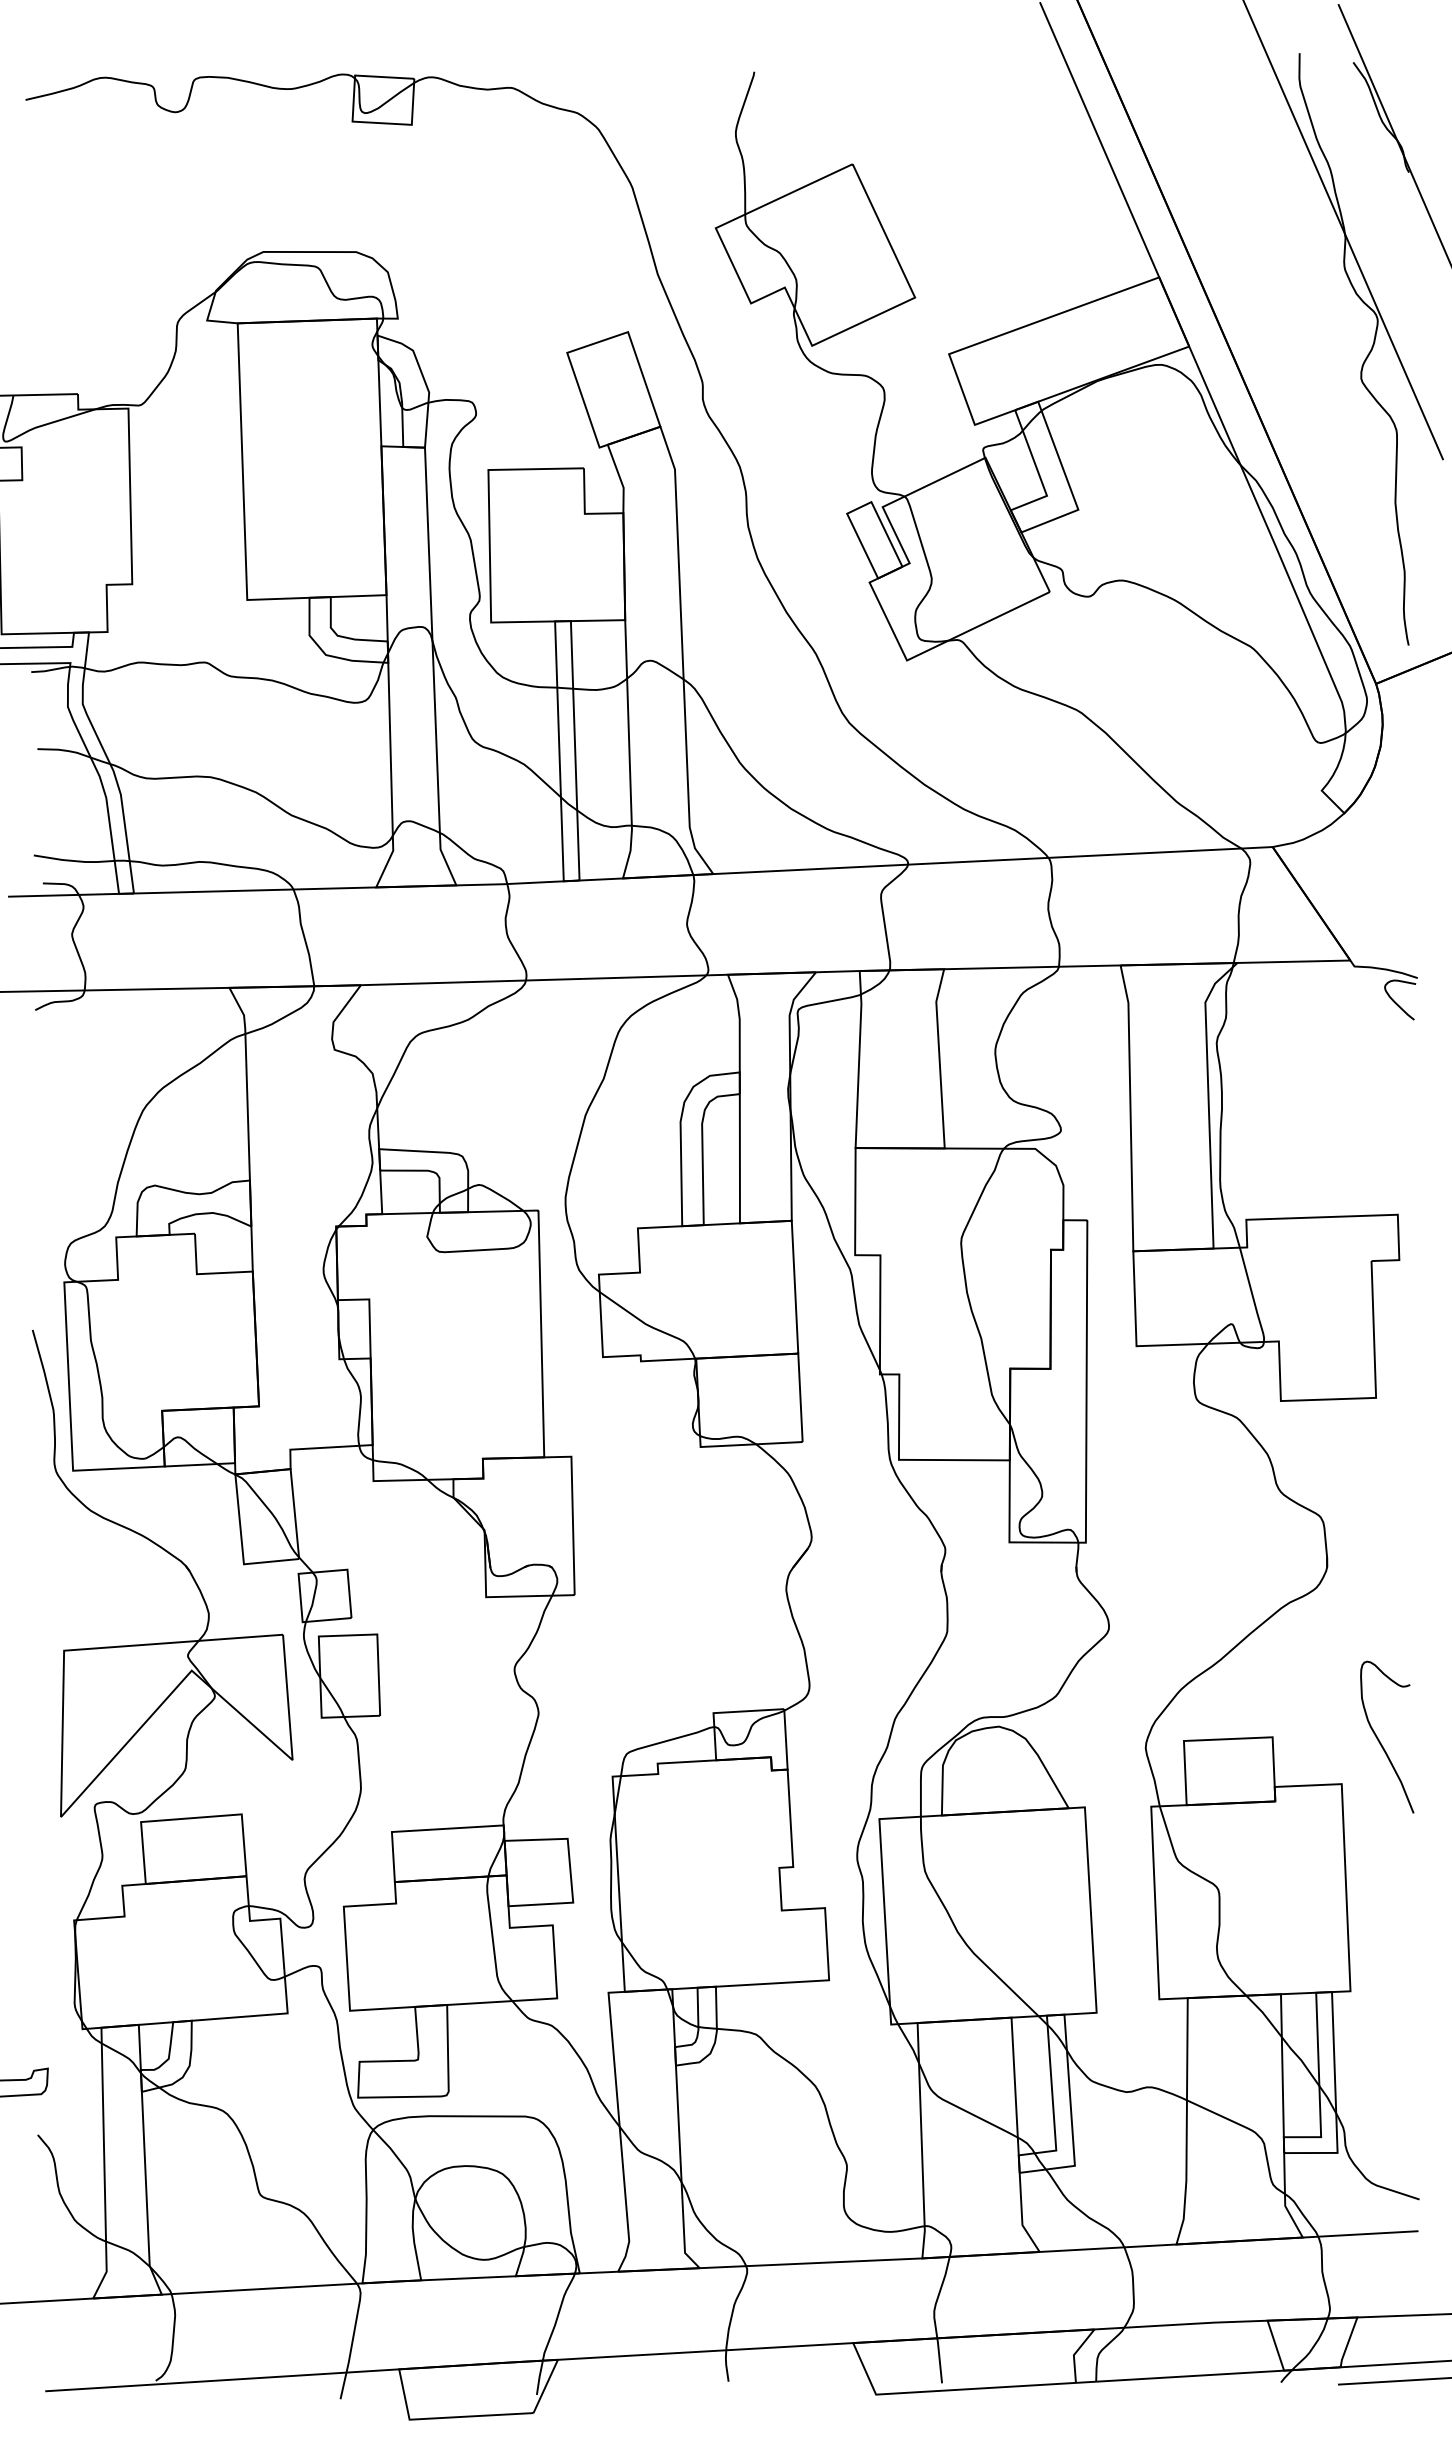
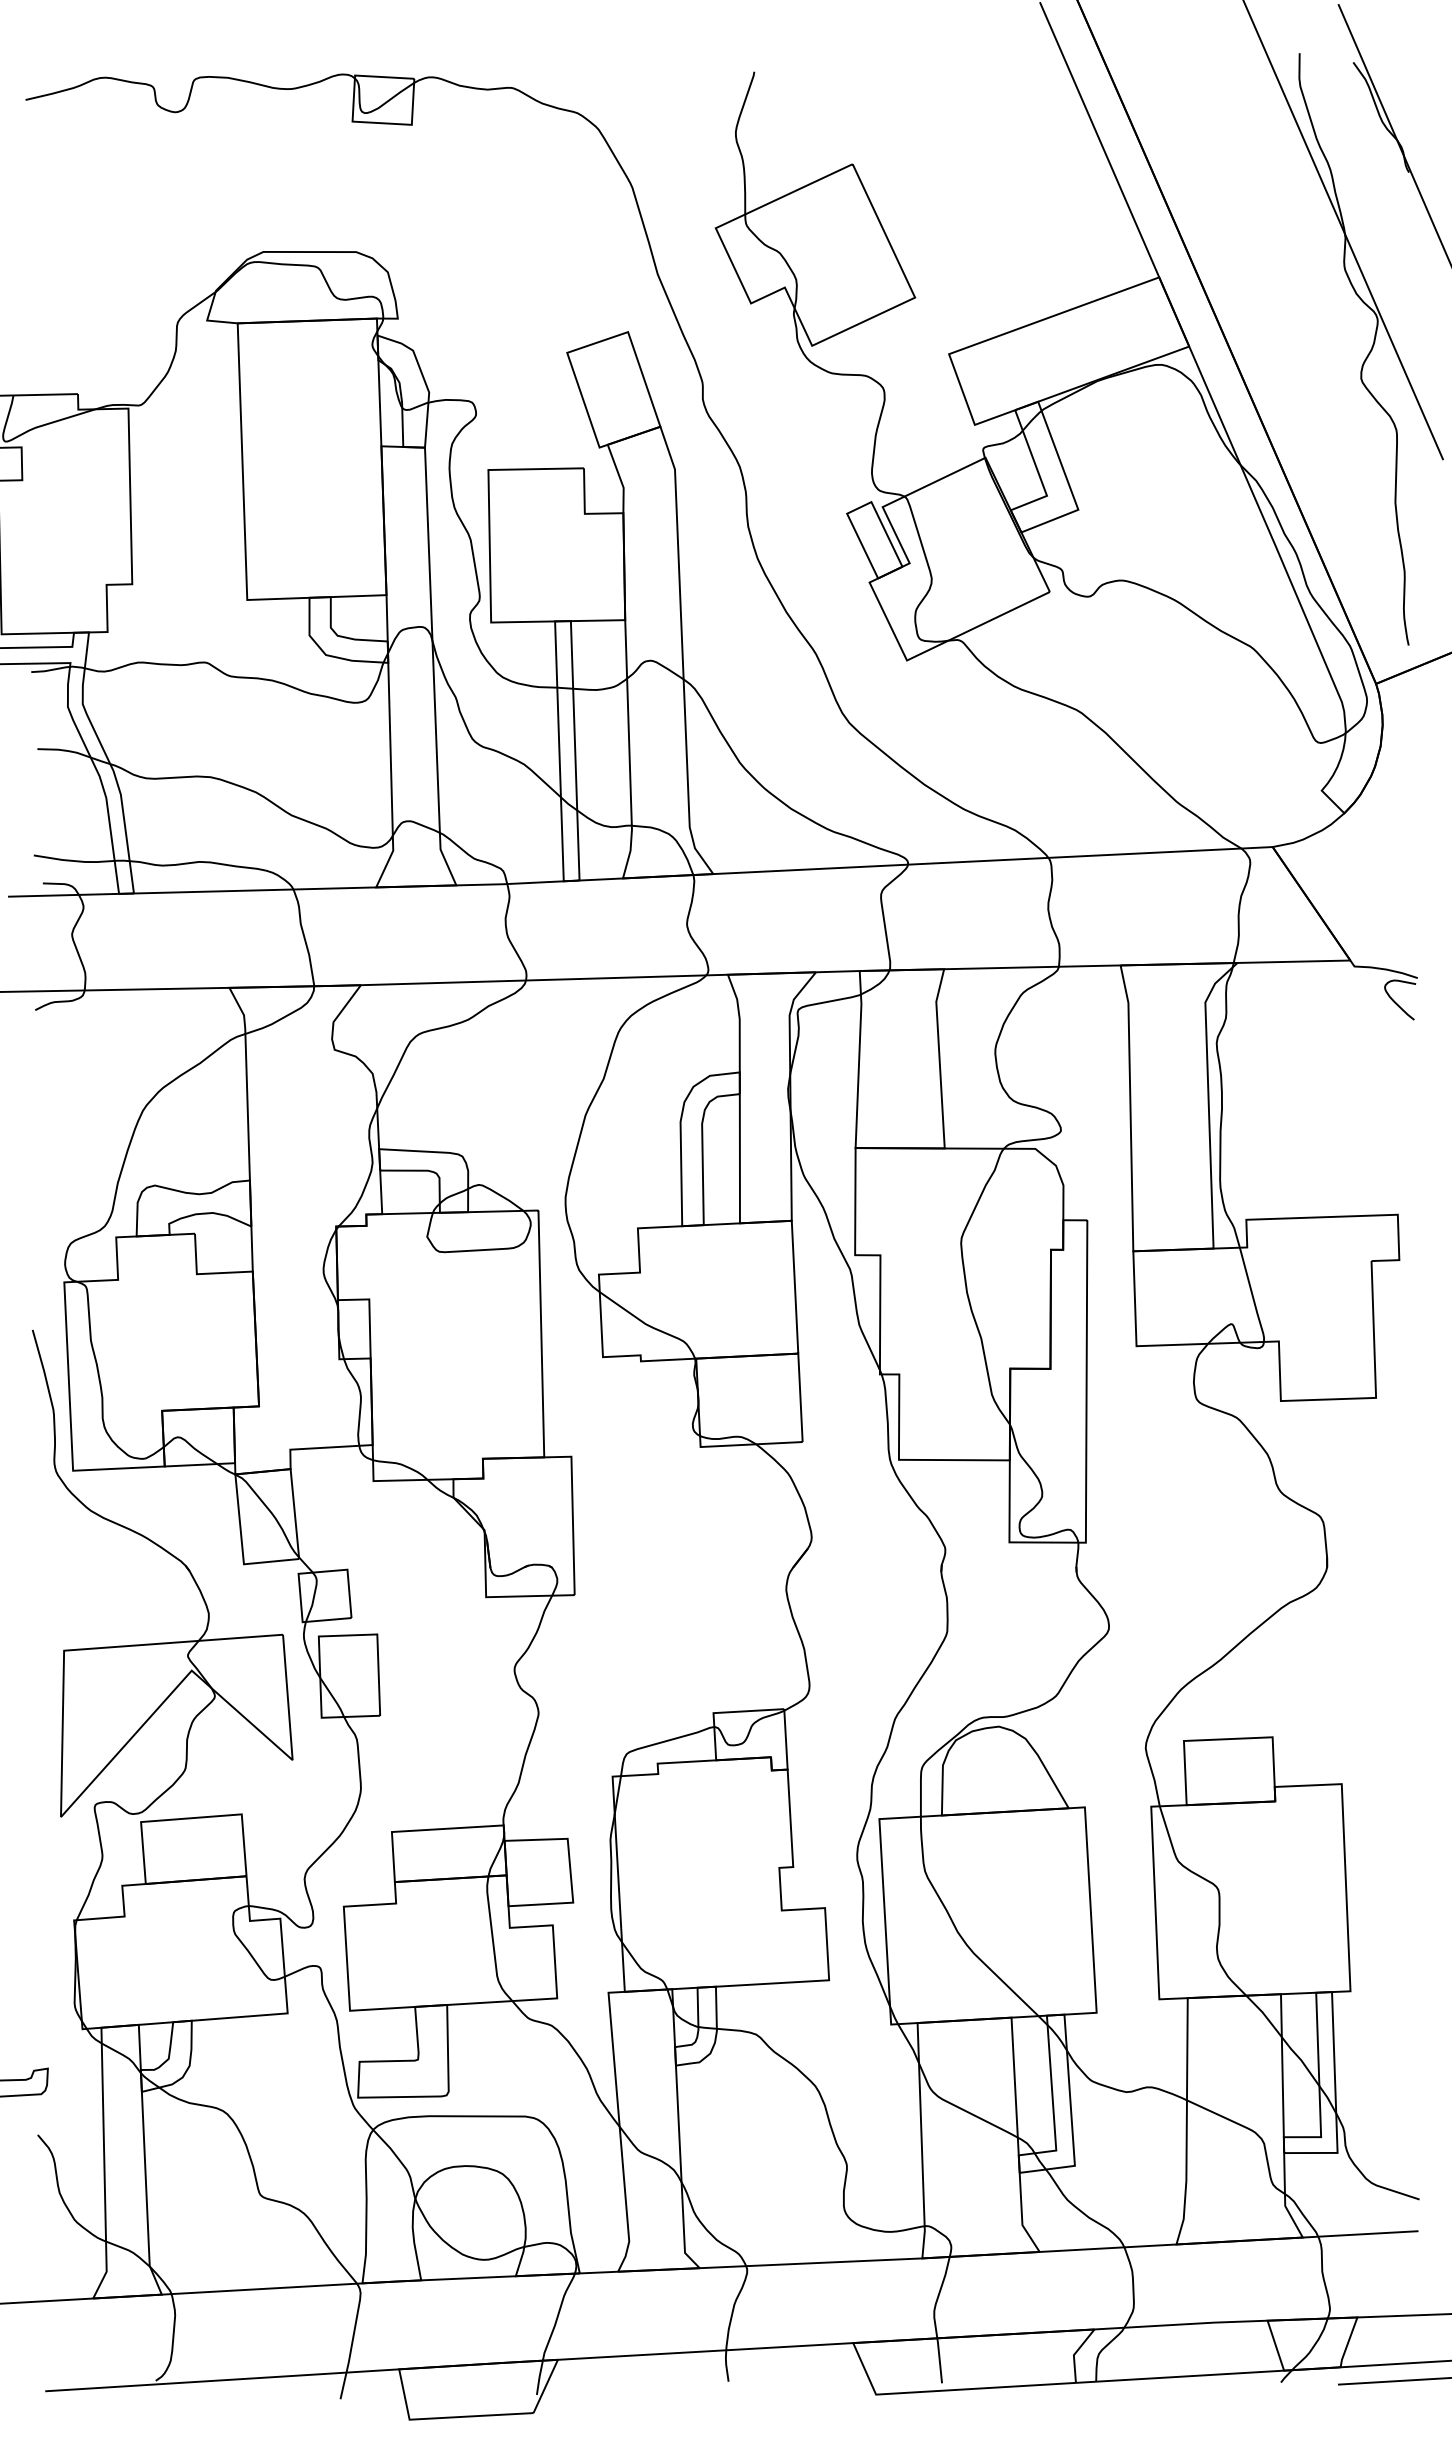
curve: present -> none (1379, 1739)
